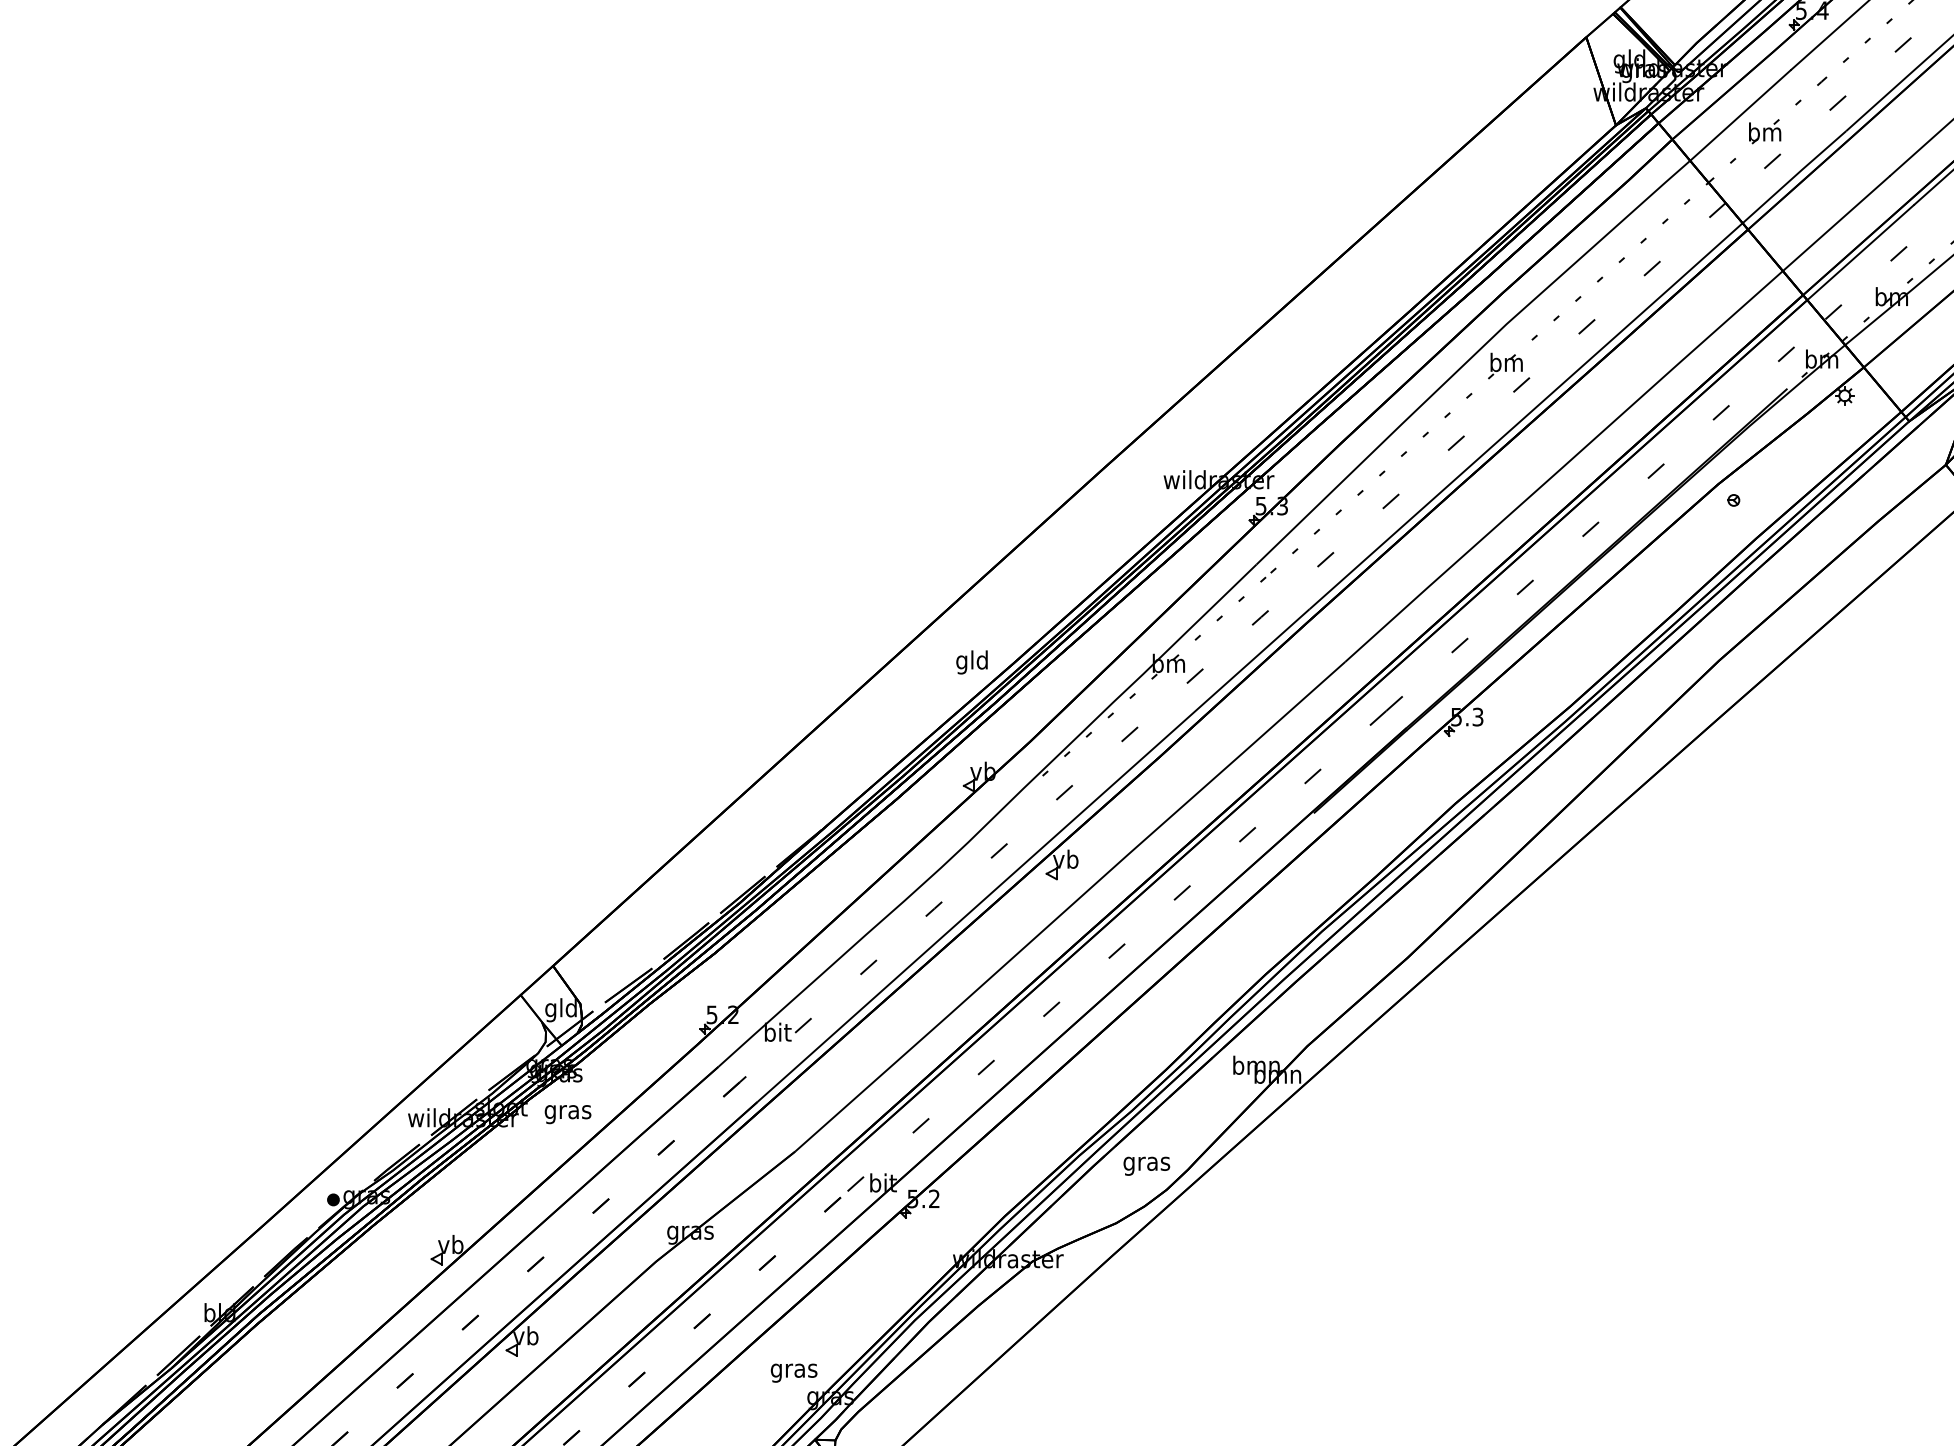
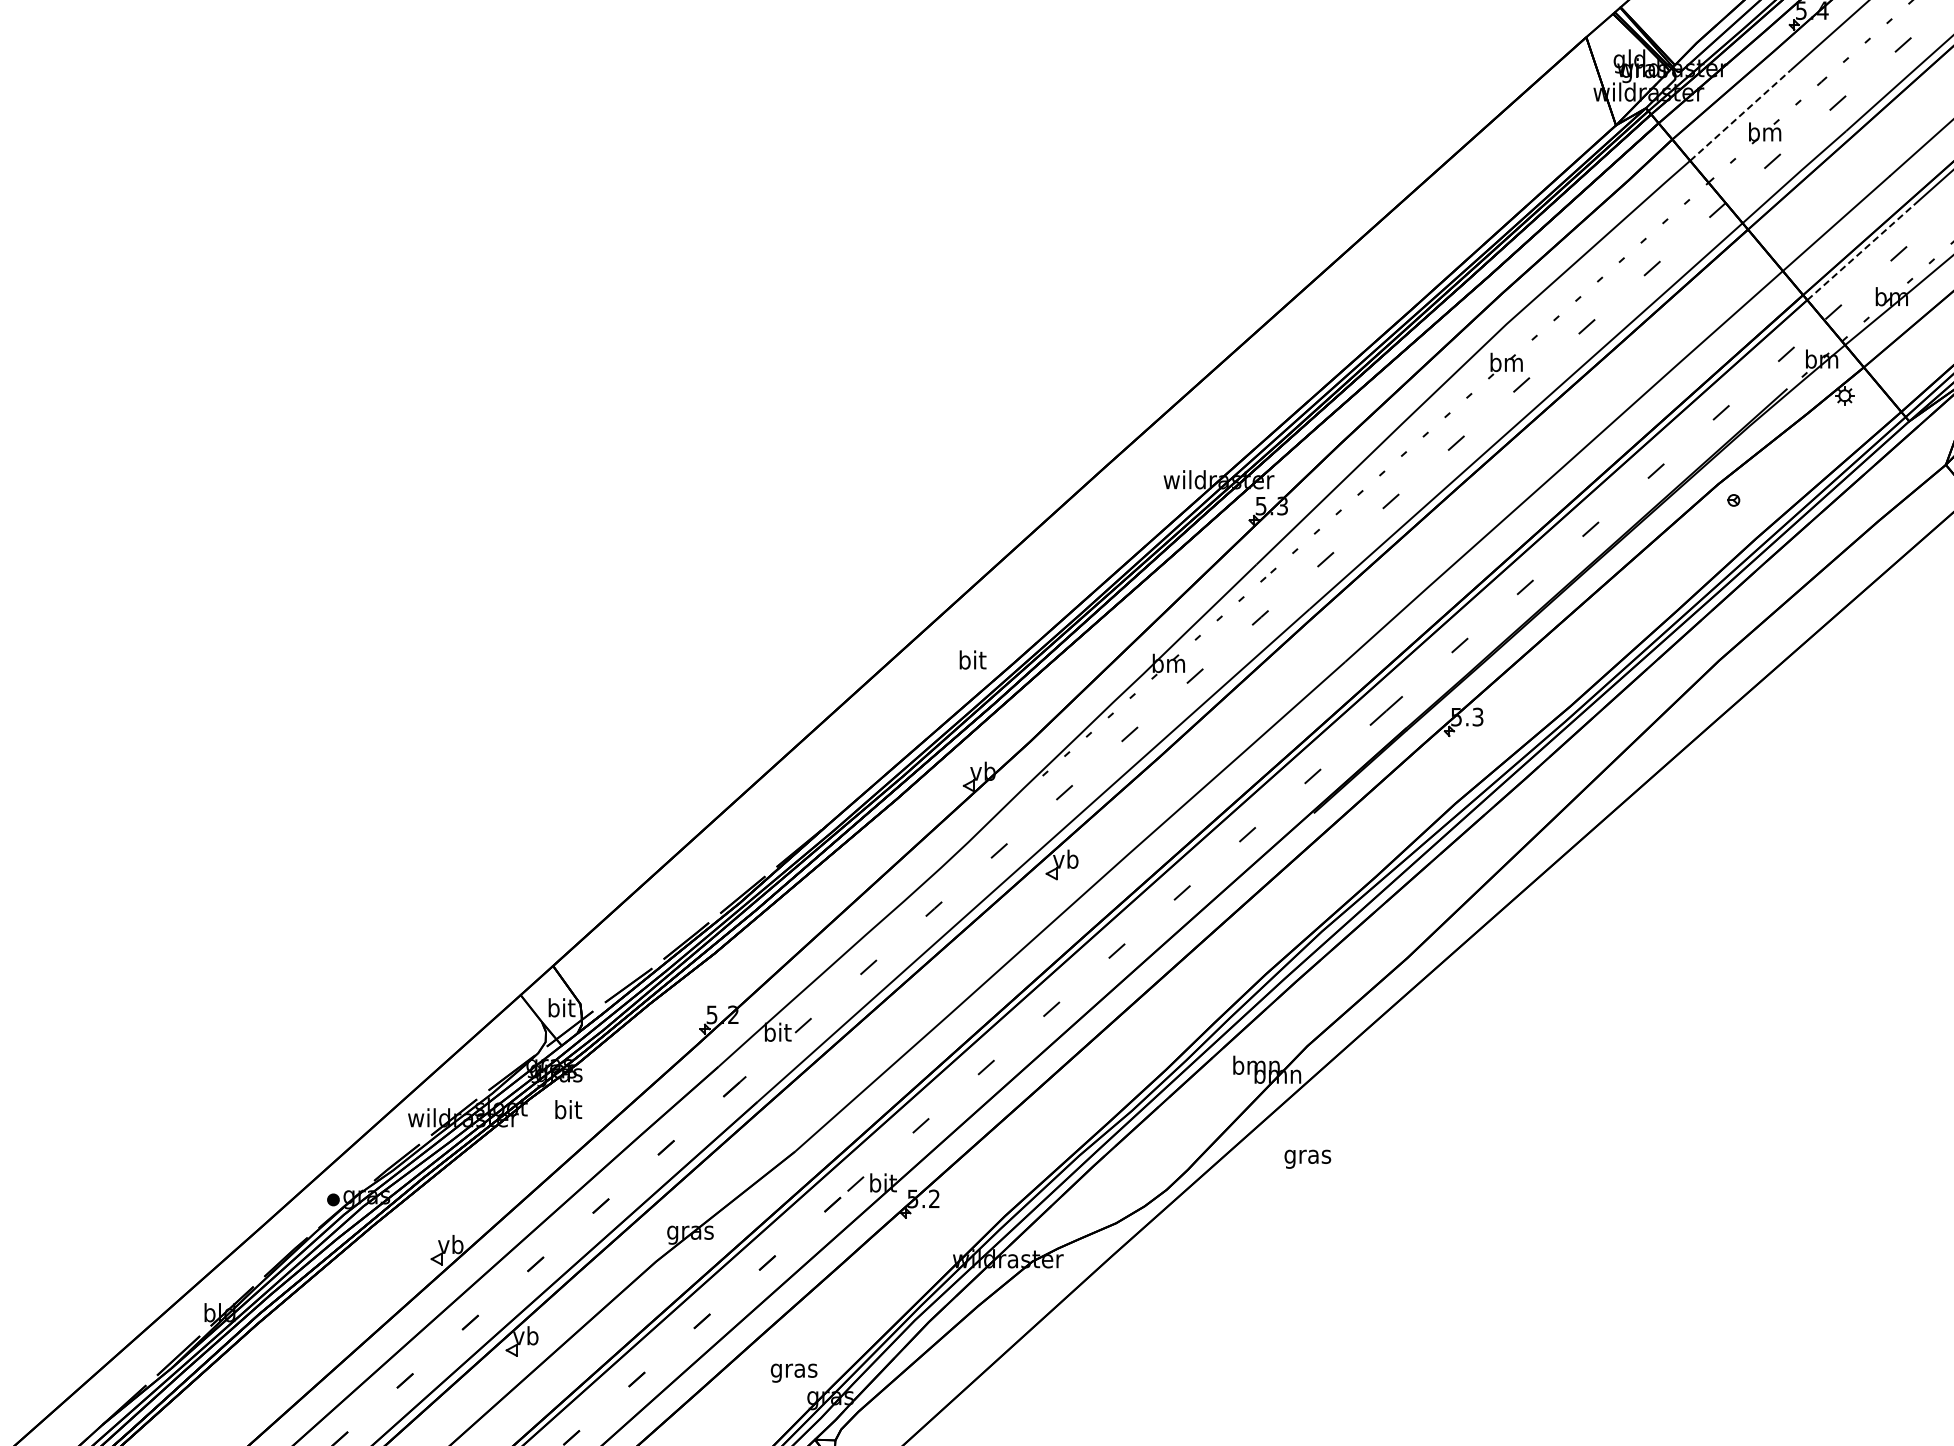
line: solid -> dashed (1740, 115)
line: solid -> dashed (1860, 252)
text: gld -> bit (971, 662)
text: gld -> bit (560, 1010)
text: gras -> bit (567, 1112)
text position: (1146, 1165) -> (1307, 1158) (1307, 1158)
